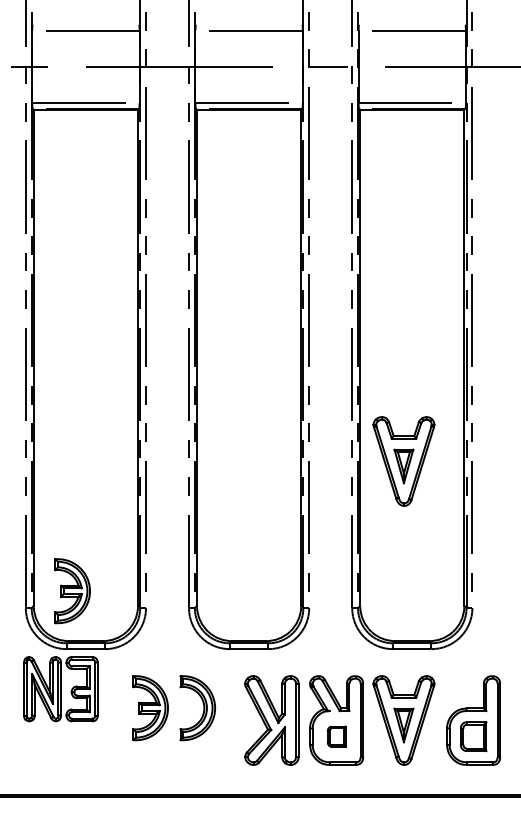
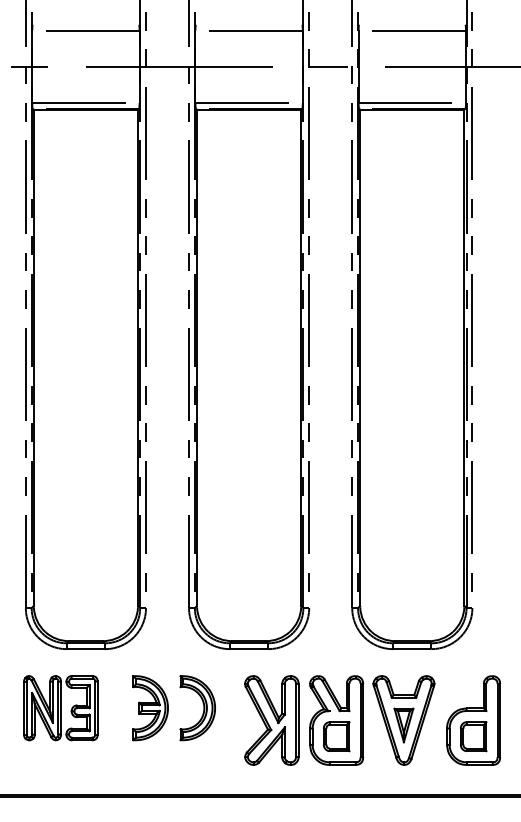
part: present -> none (403, 461)
part: present -> none (72, 591)
part position: (60, 689) -> (60, 708) (60, 708)
part size: 21x23 px -> 28x32 px (336, 736)
